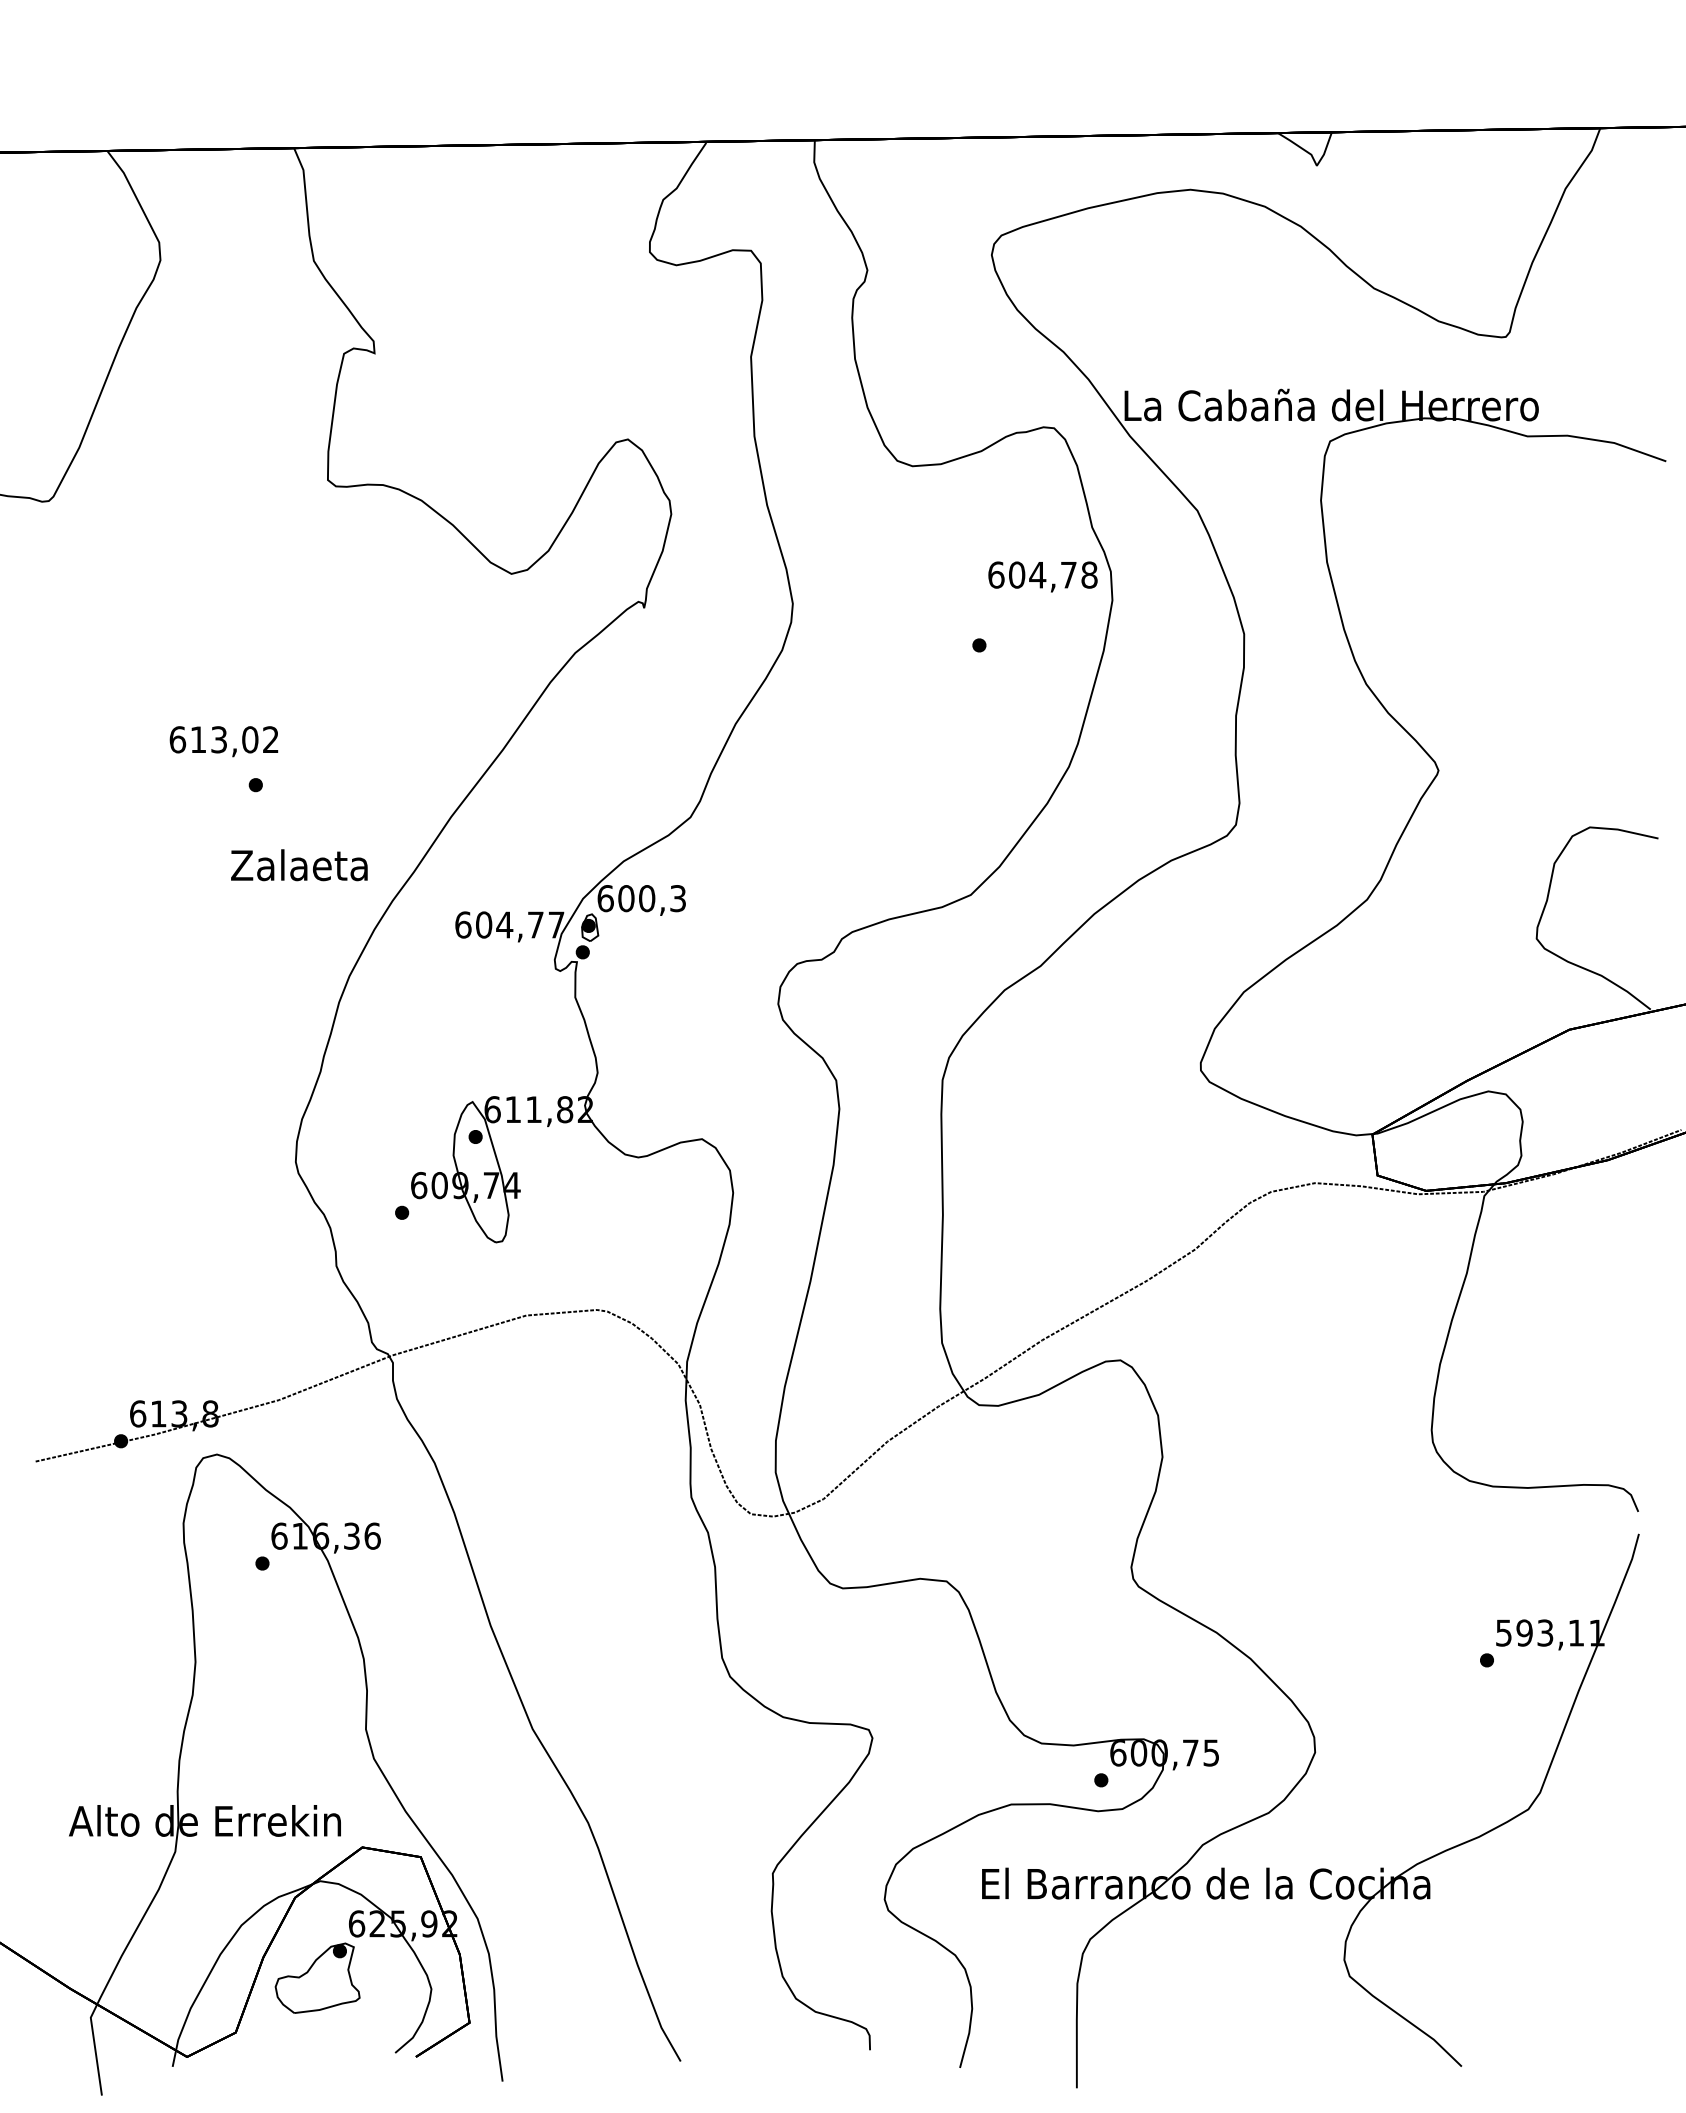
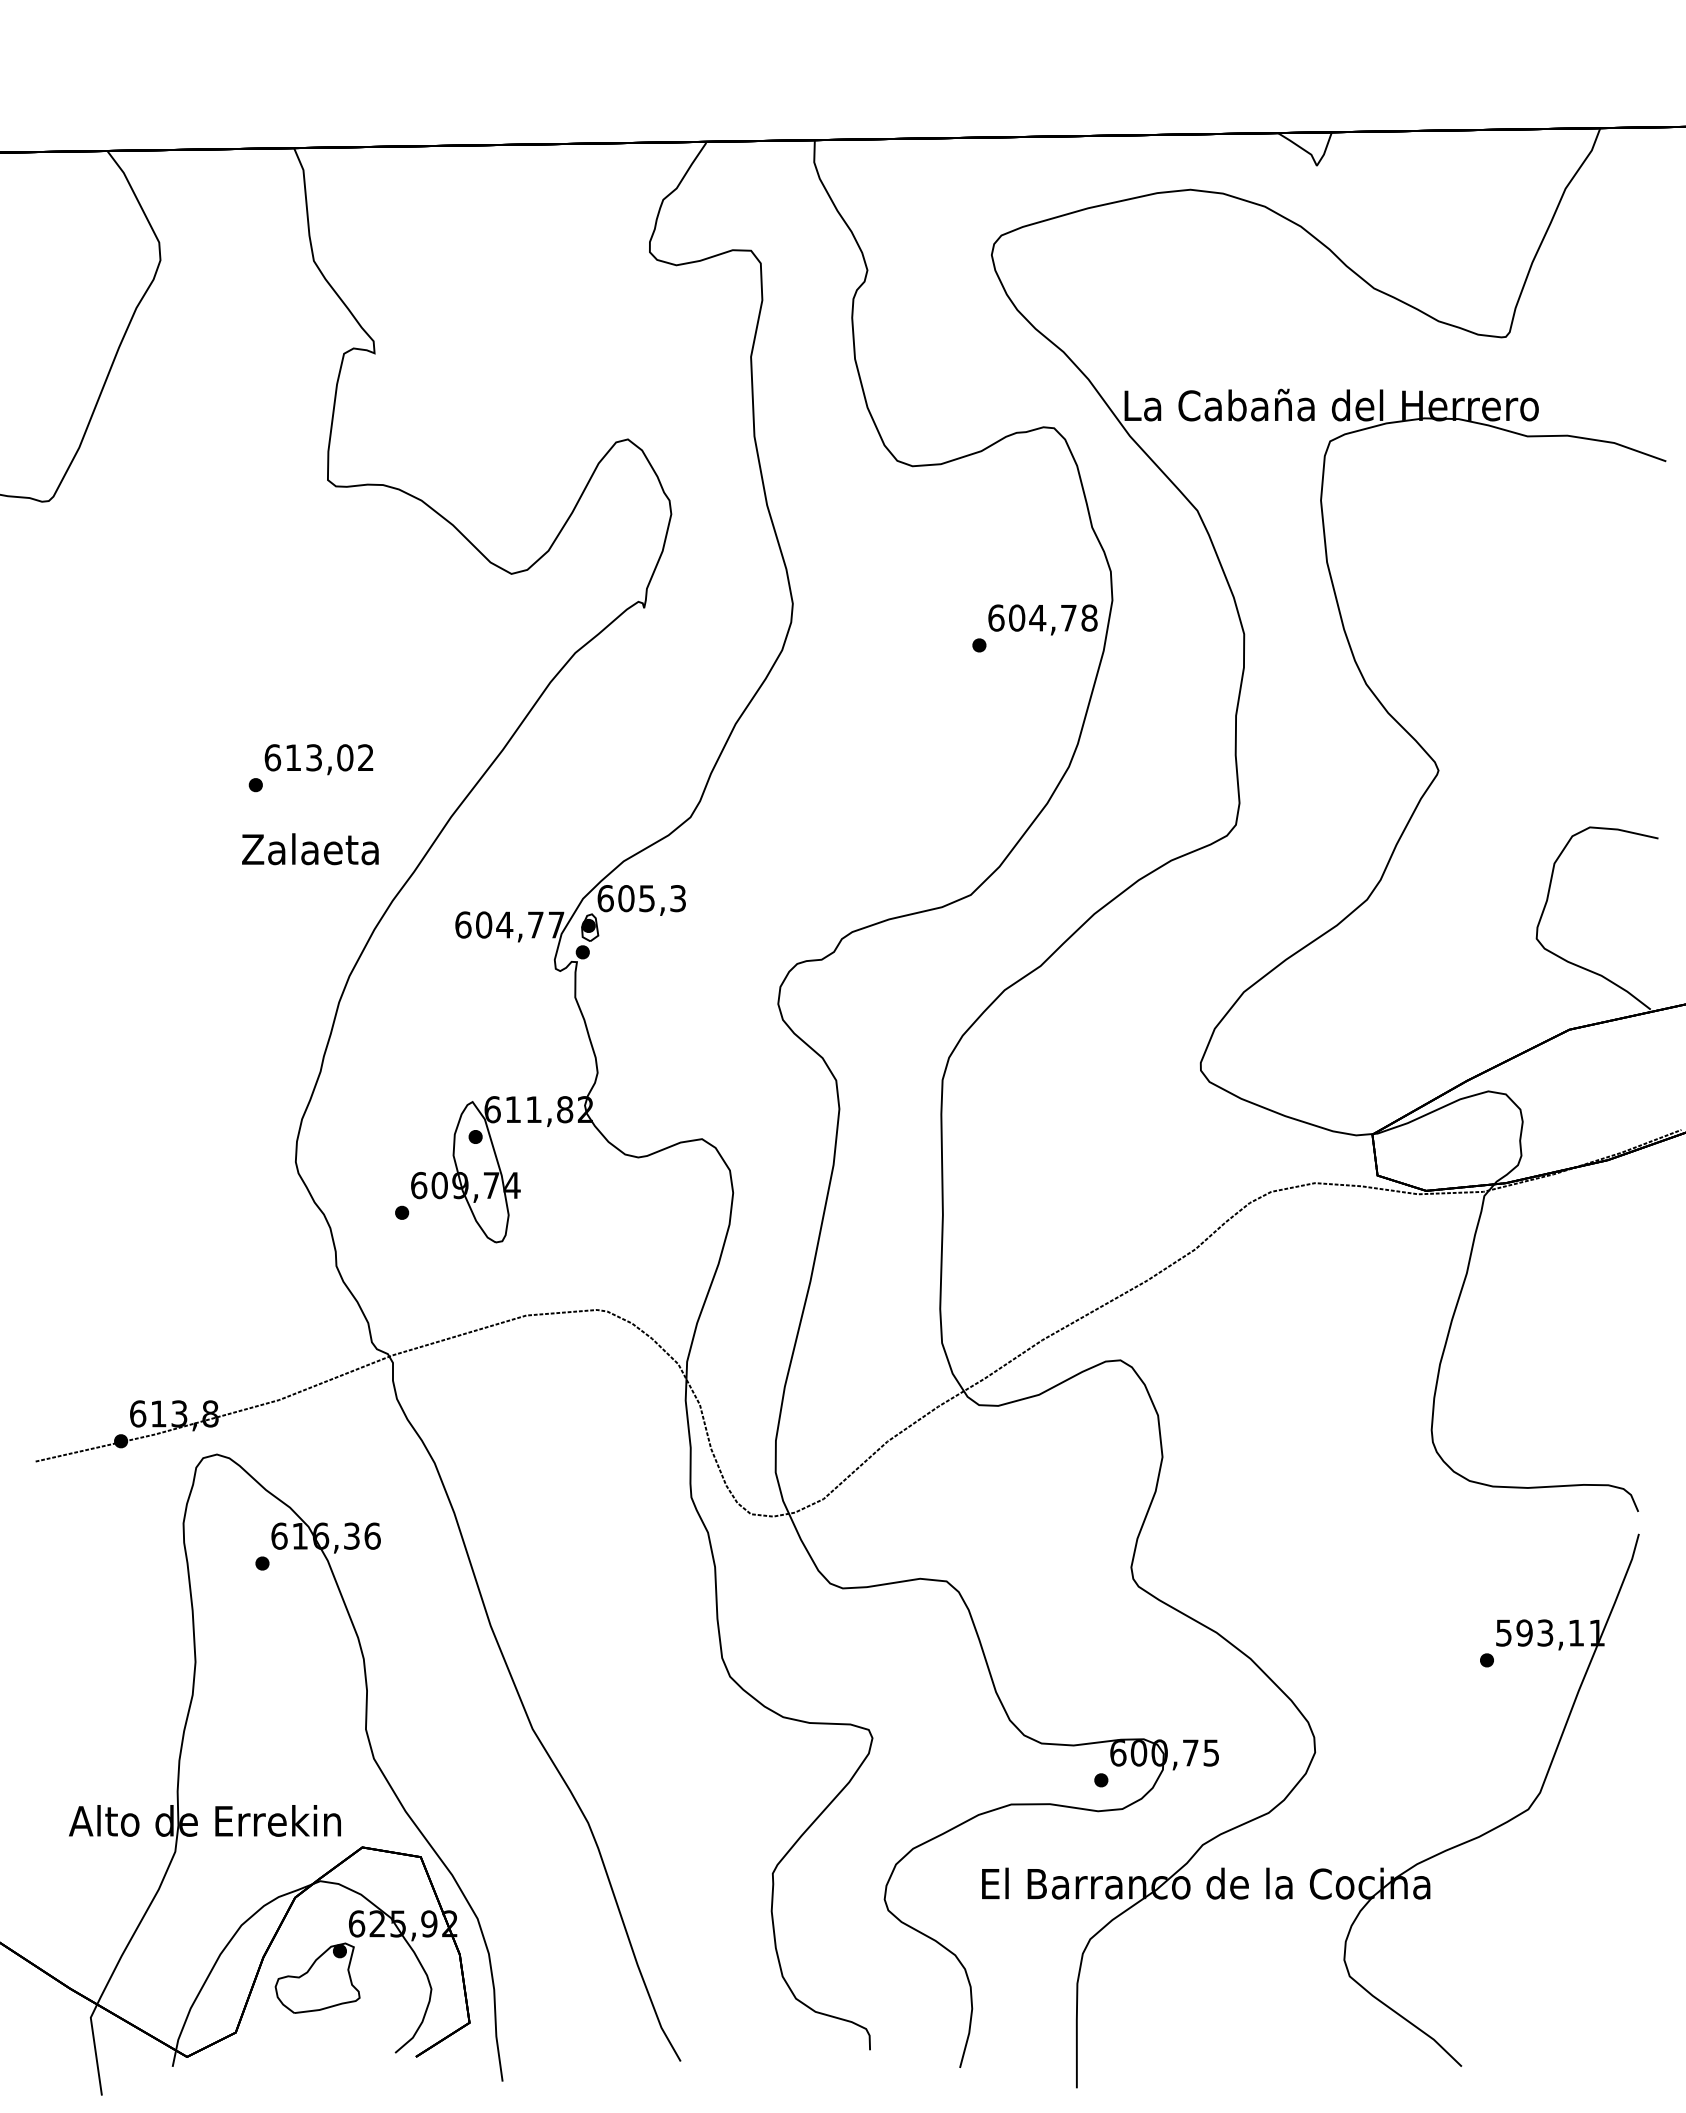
text position: (1042, 576) -> (1042, 619) (1042, 619)
text position: (223, 741) -> (318, 759) (318, 759)
text position: (299, 865) -> (310, 849) (310, 849)
text: 600,3 -> 605,3 (647, 898)
